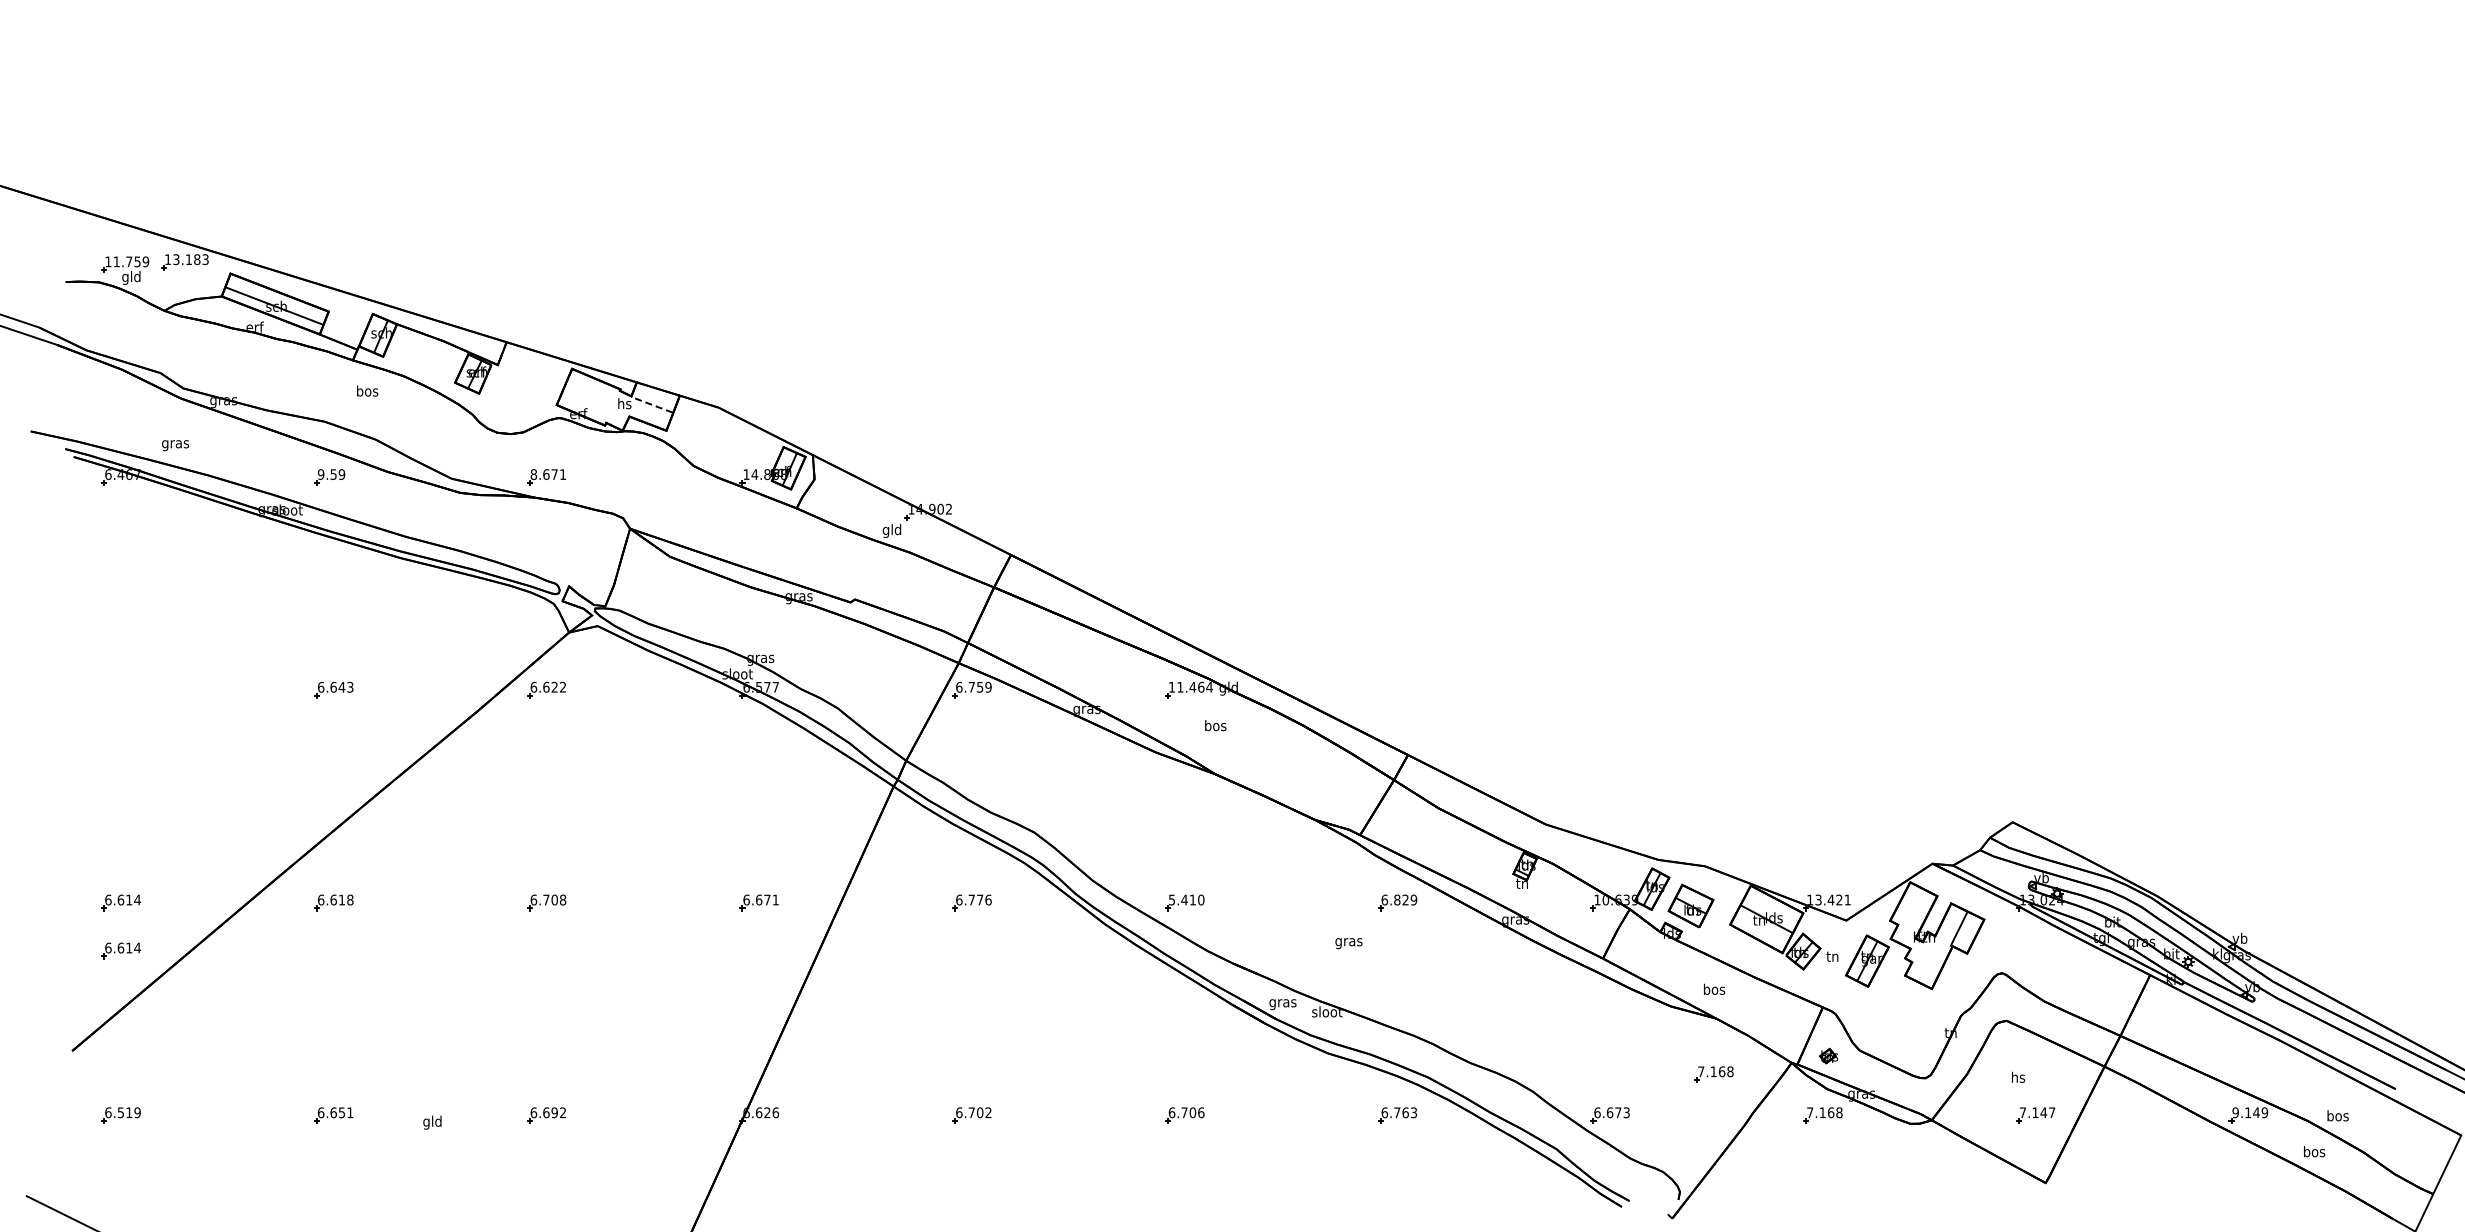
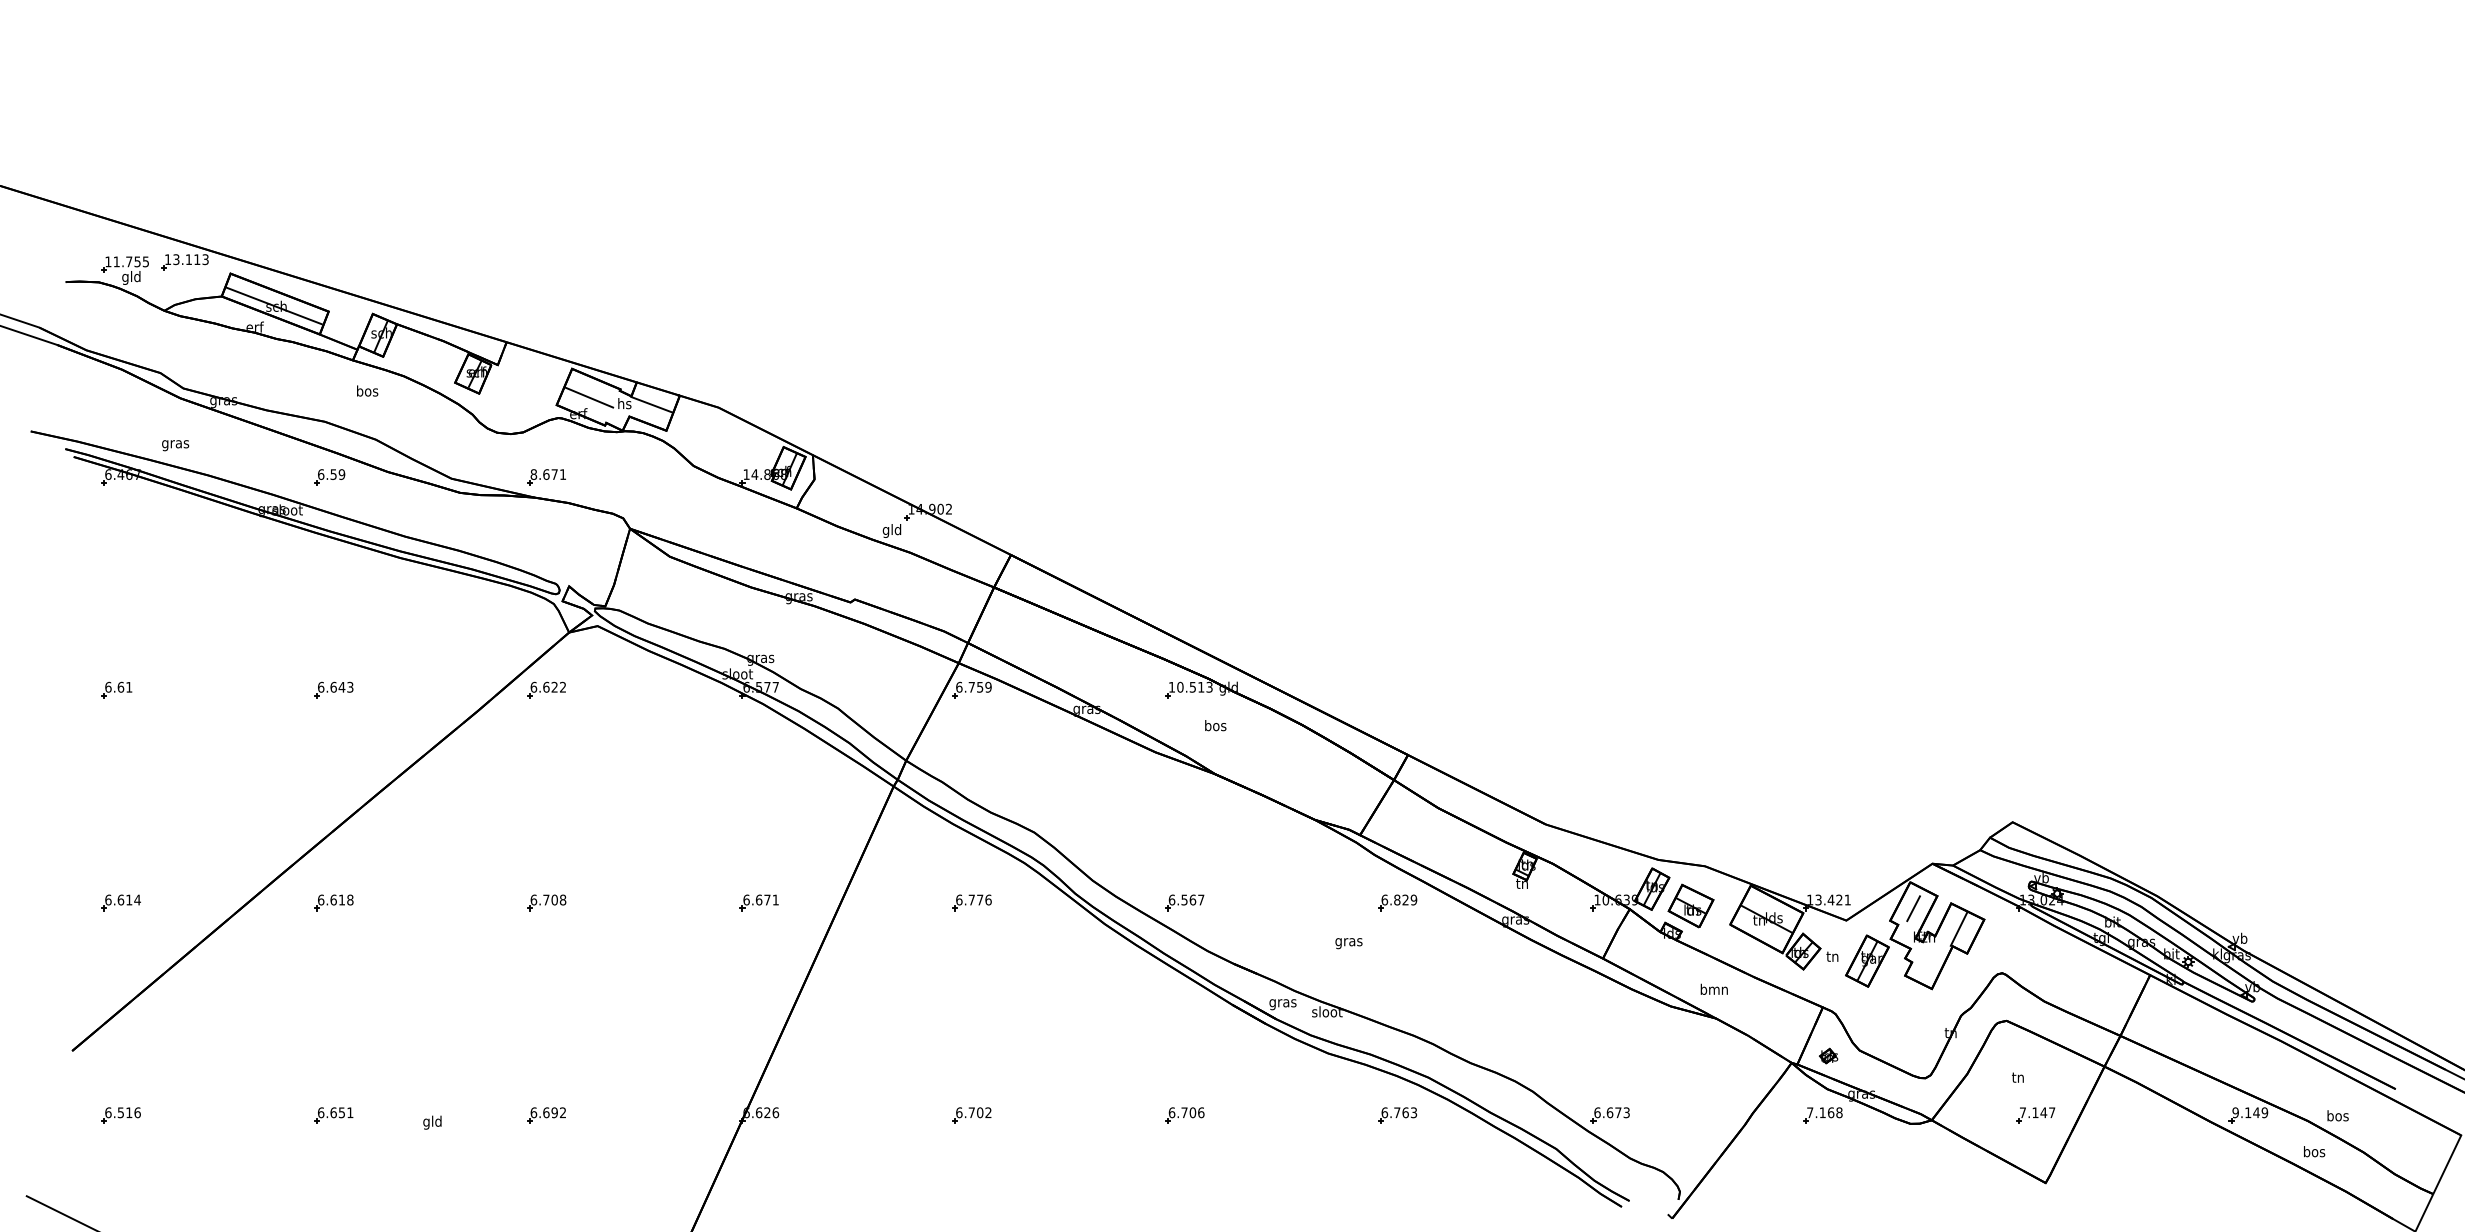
text: 13.183 -> 13.113 (197, 259)
text: 11.759 -> 11.755 (145, 261)
line: none -> present (589, 397)
line: dashed -> solid (651, 404)
text: 9.59 -> 6.59 (320, 474)
text: 11.464 -> 10.513 (1194, 686)
part: none -> present (116, 689)
text: 5.410 -> 6.567 (1186, 899)
line: none -> present (1913, 908)
part: present -> none (120, 950)
text: bos -> bmn (1713, 988)
part: present -> none (1713, 1074)
text: hs -> tn (2018, 1076)
text: 6.519 -> 6.516 (137, 1112)
